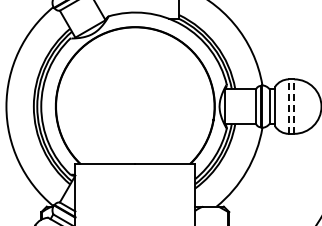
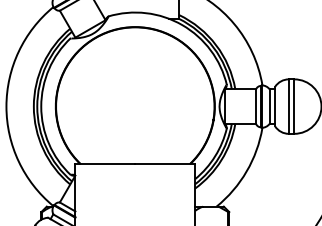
line: dashed -> solid (288, 106)
line: dashed -> solid (294, 106)
